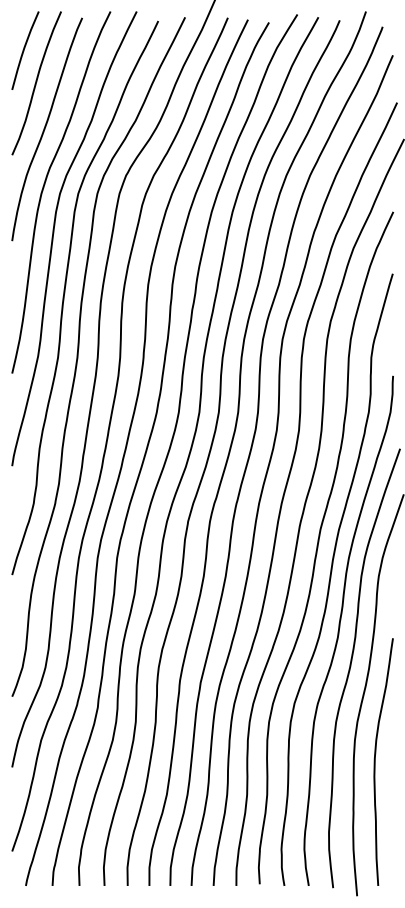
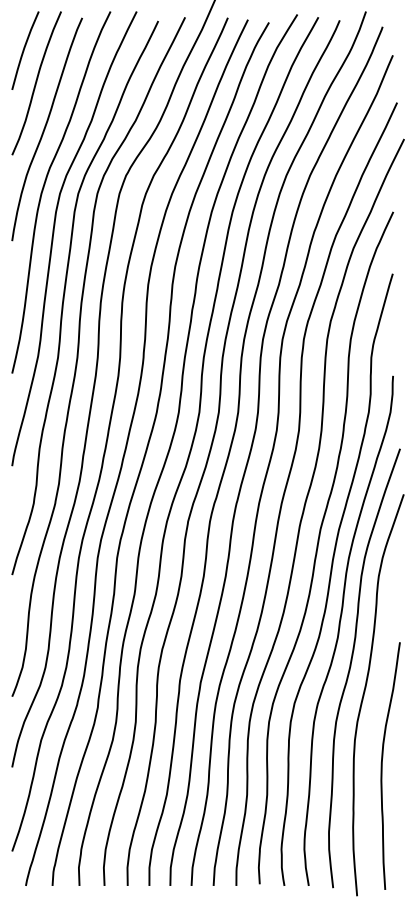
curve position: (375, 761) -> (382, 765) (382, 765)
